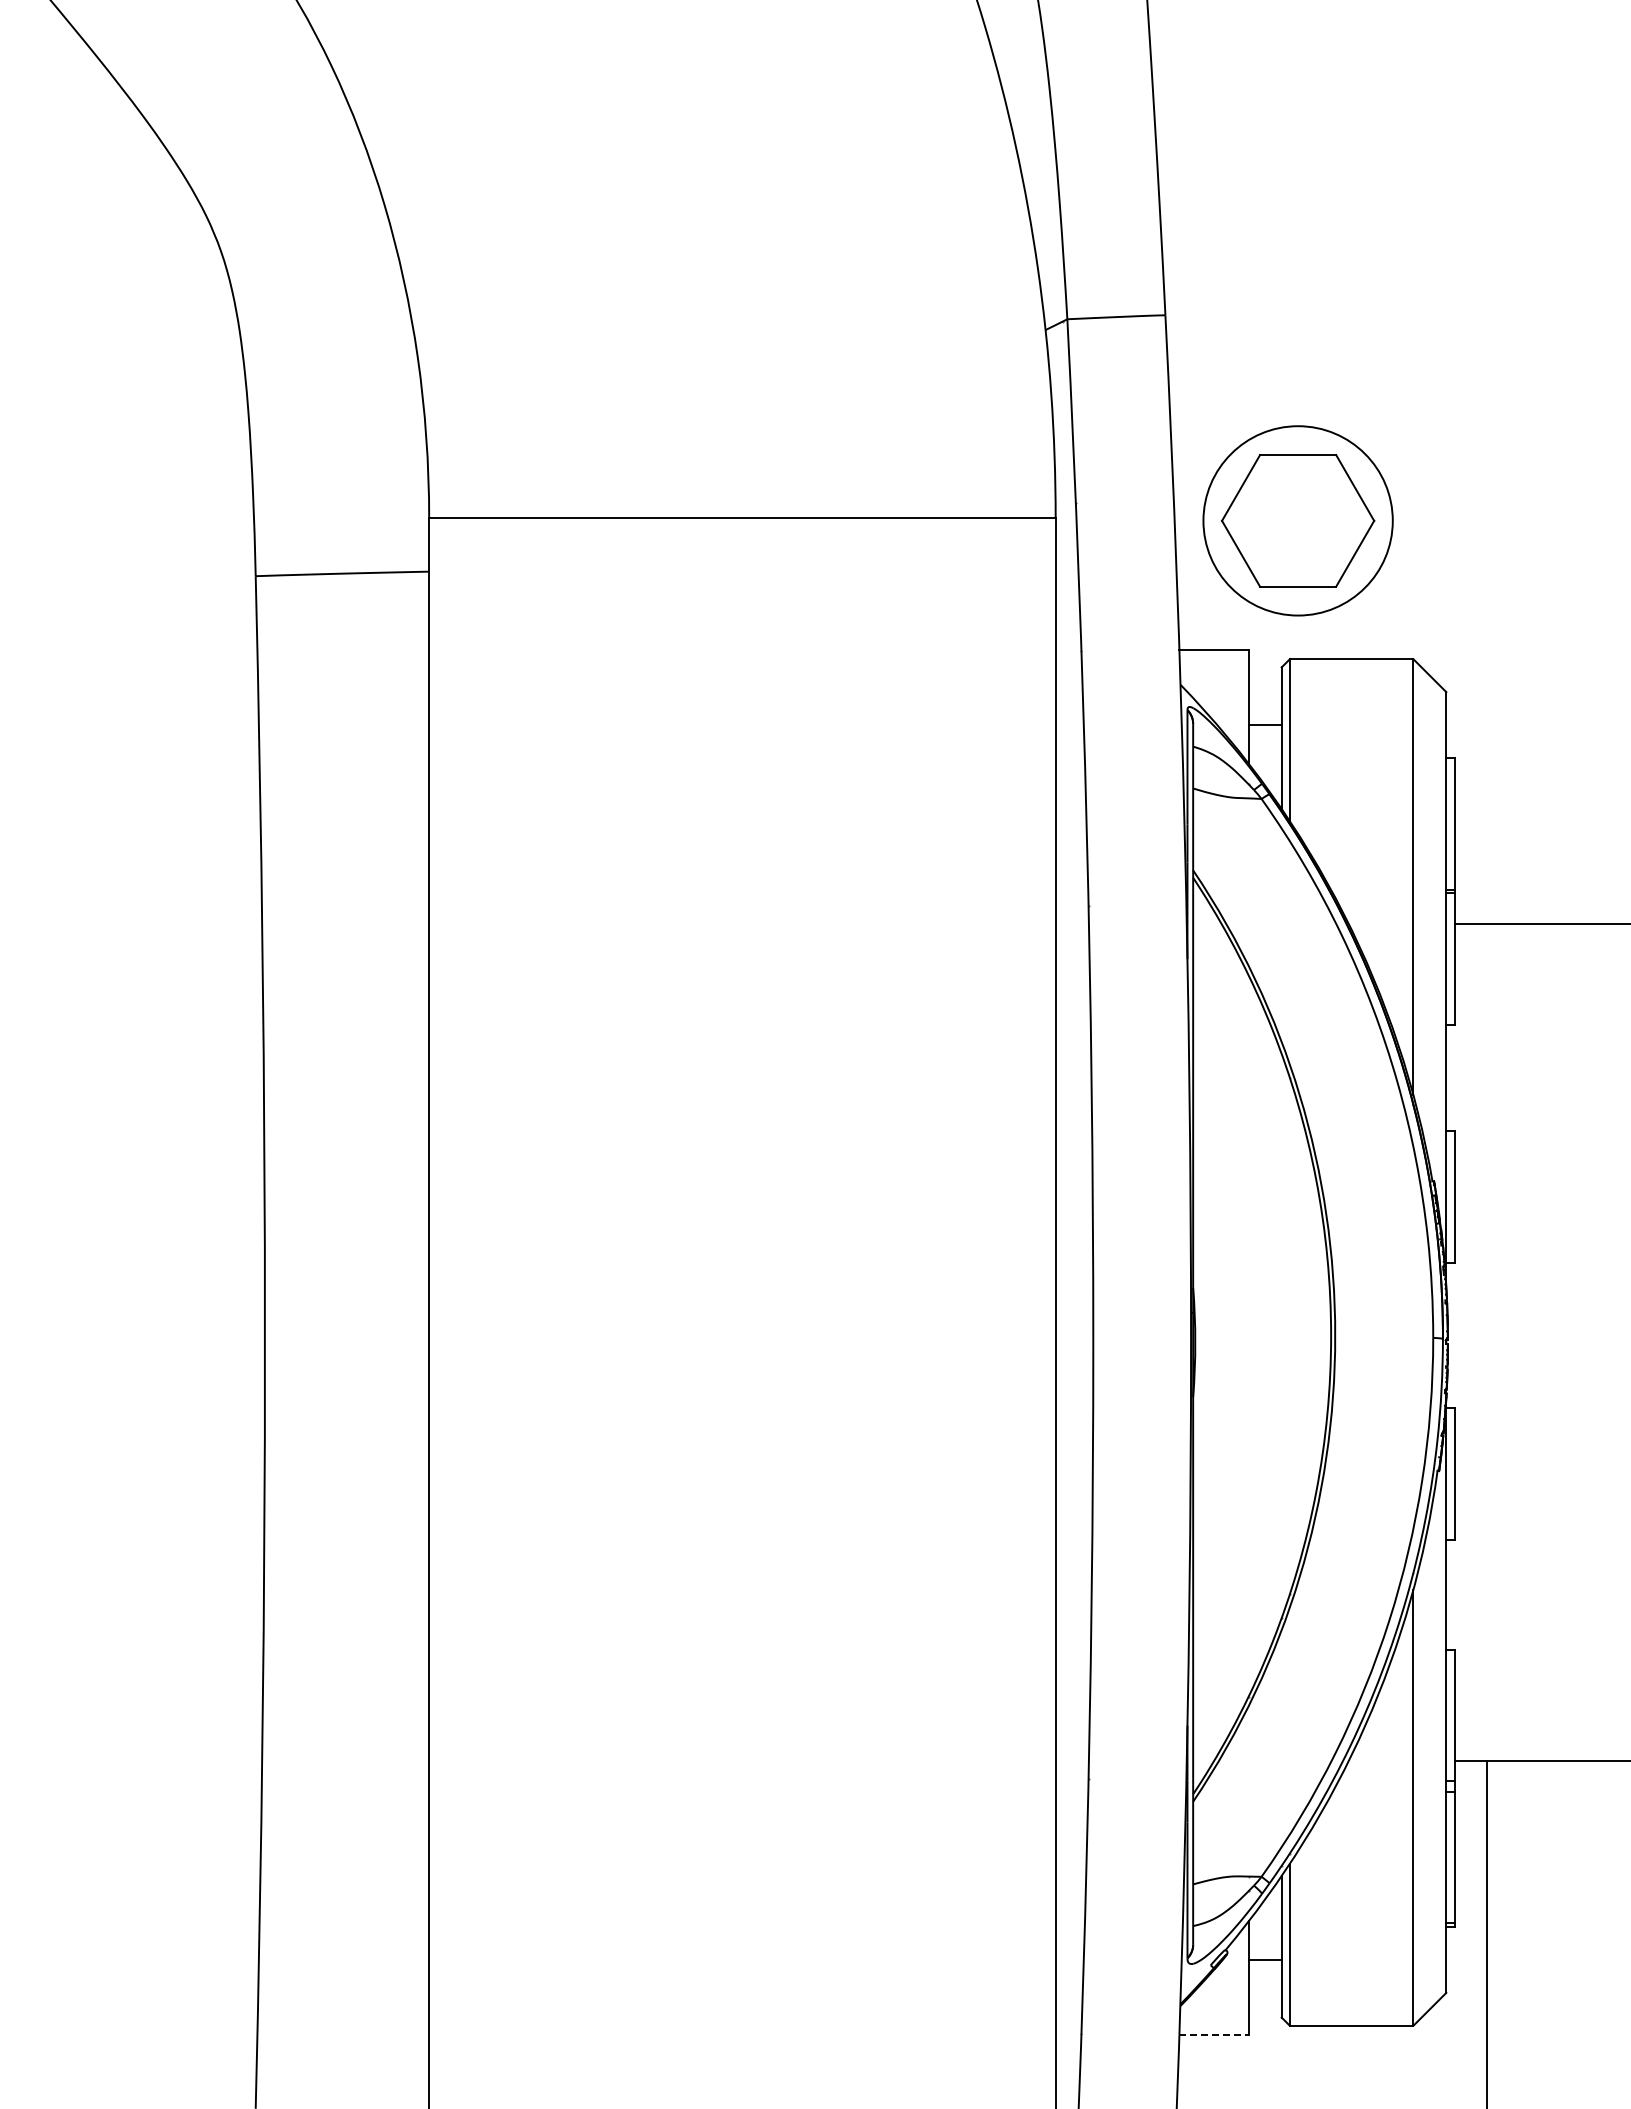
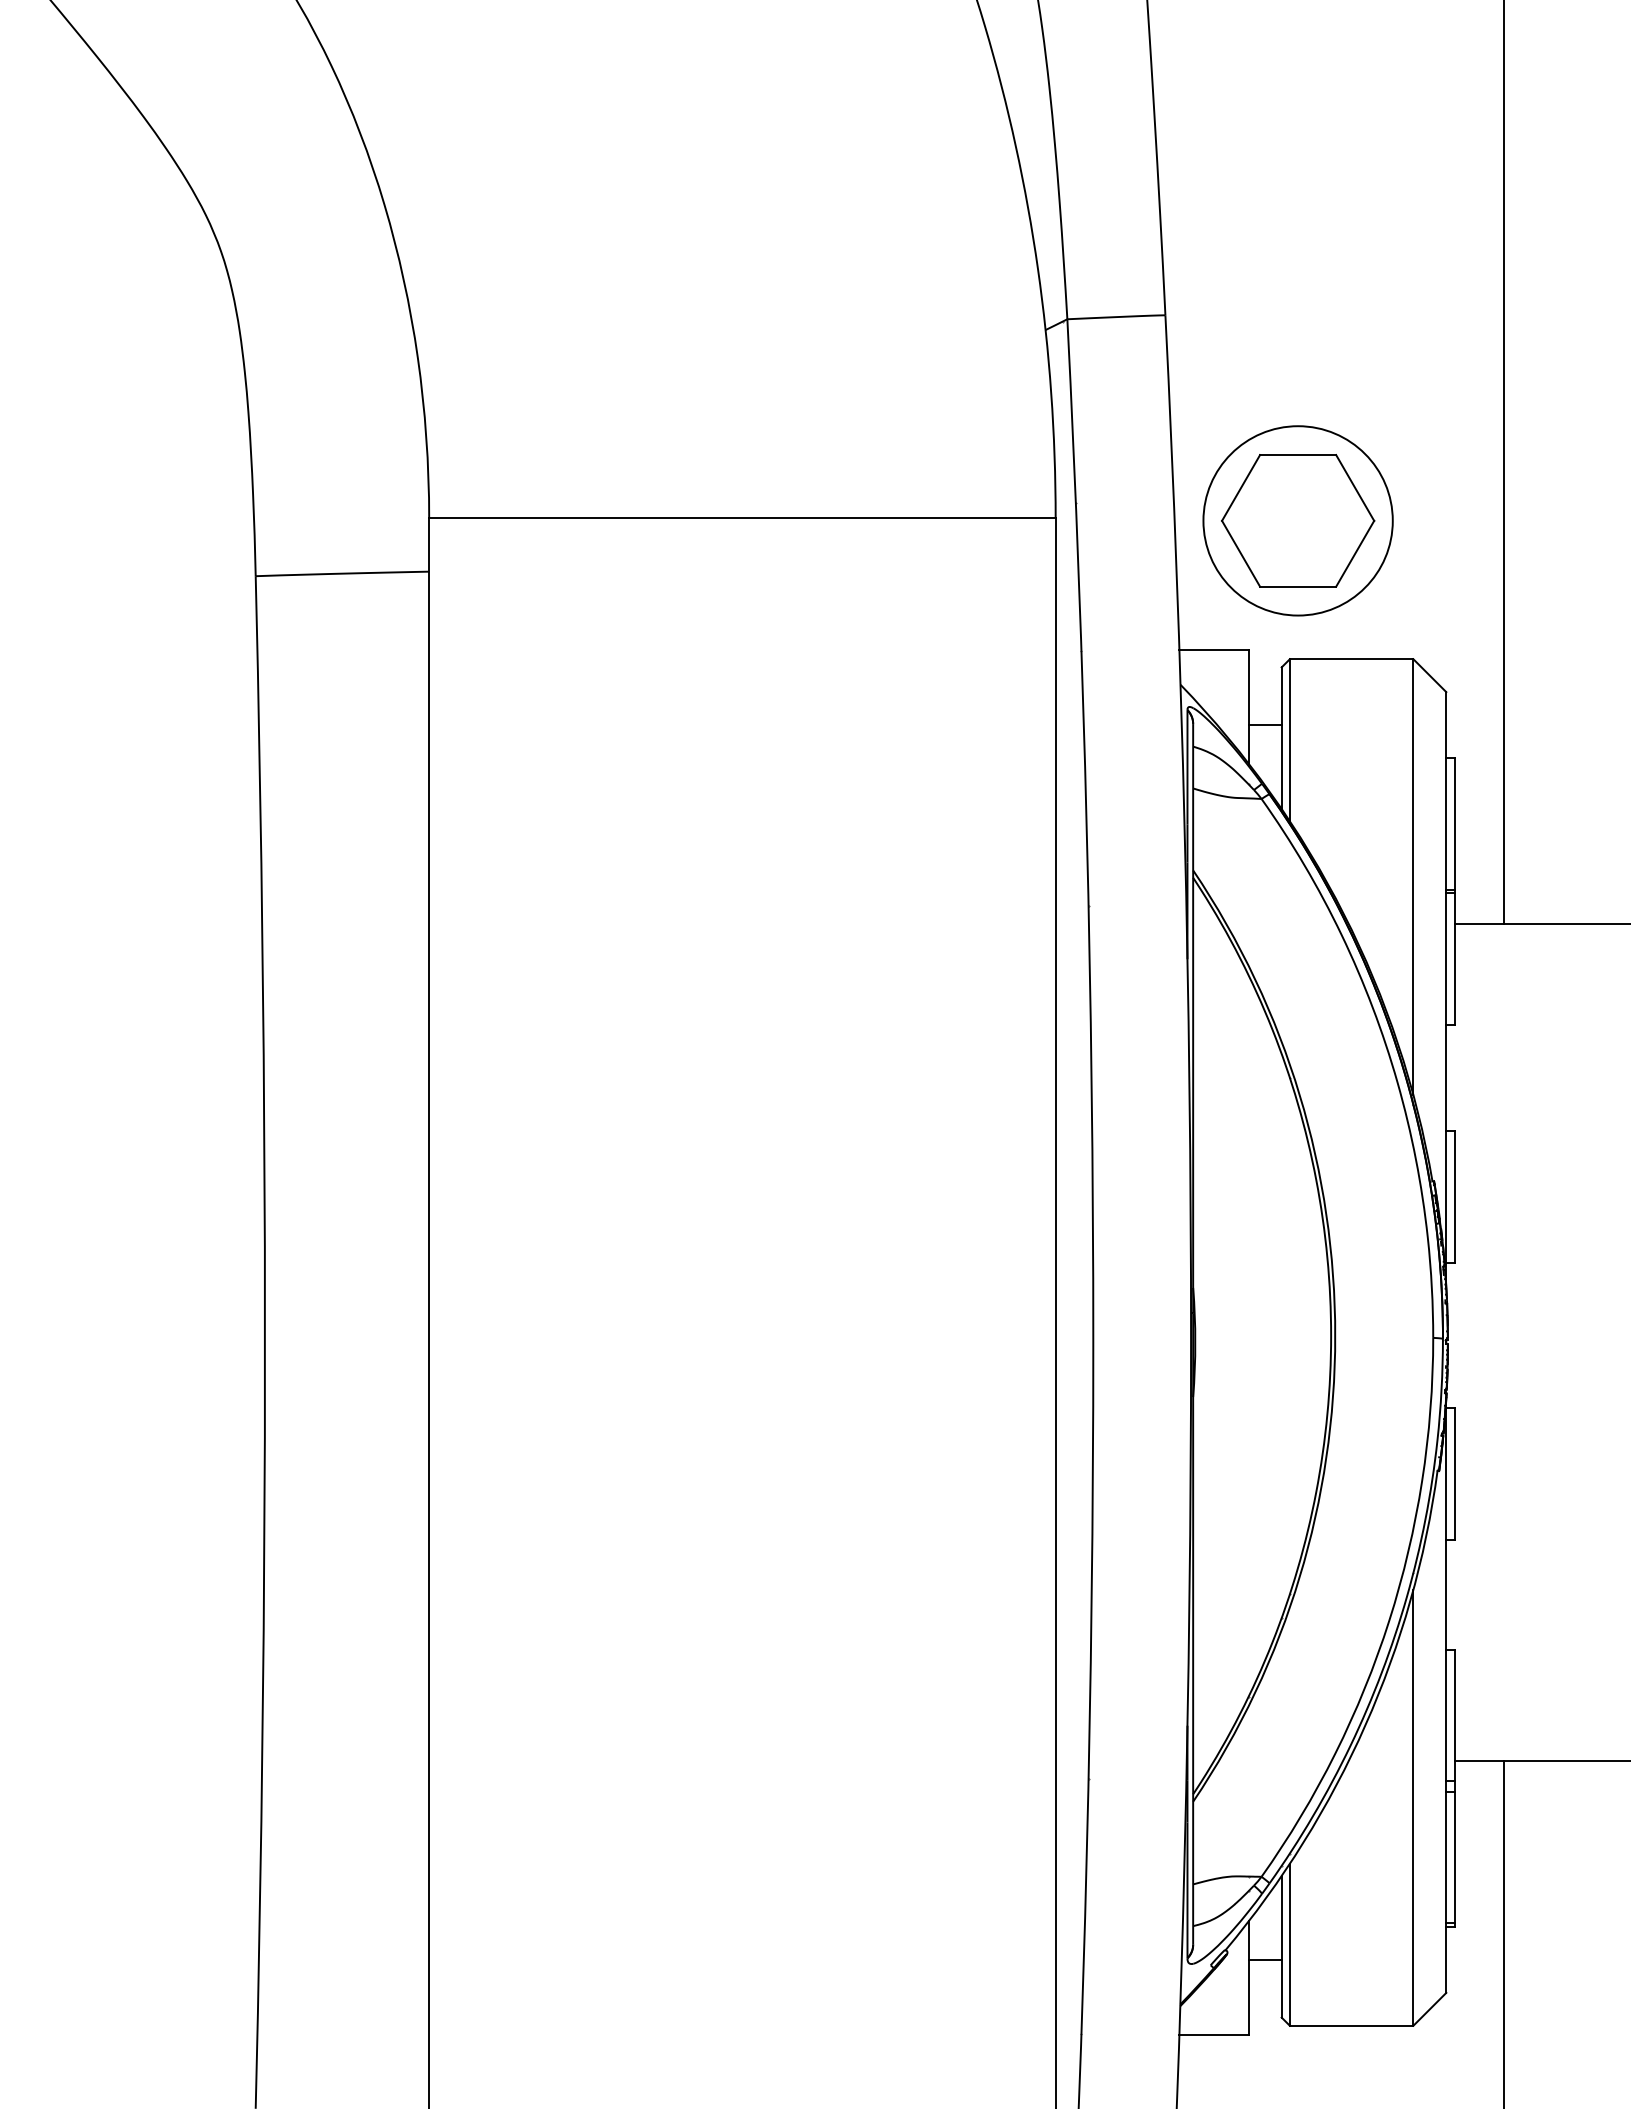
line: none -> present (1503, 463)
line position: (1486, 1932) -> (1503, 1932) (1503, 1932)
line: dashed -> solid (1214, 2035)
